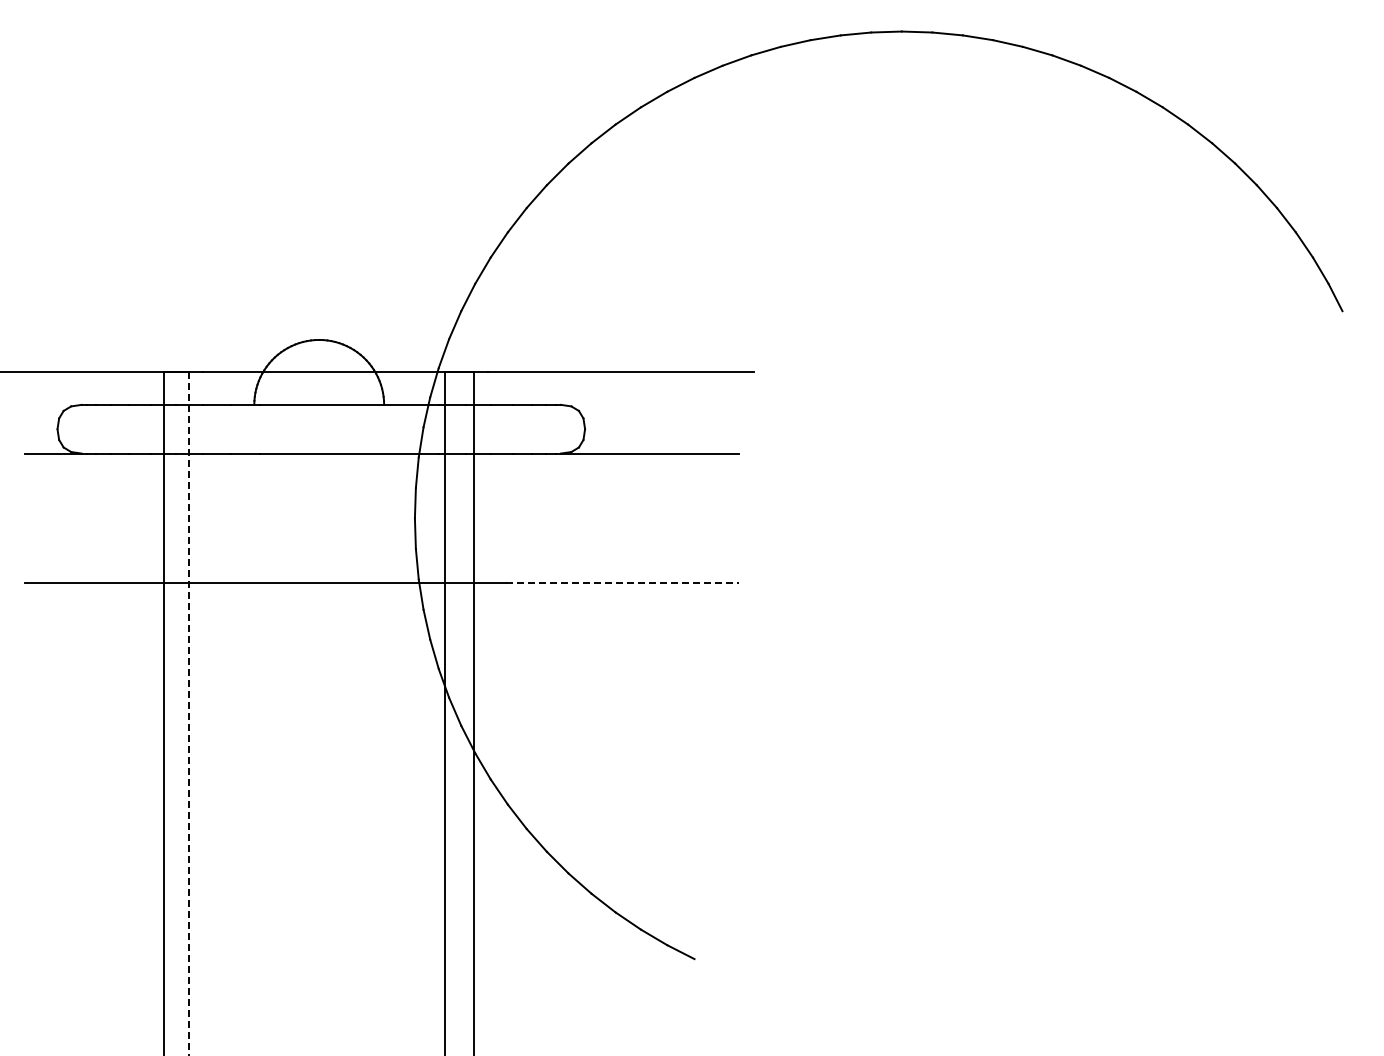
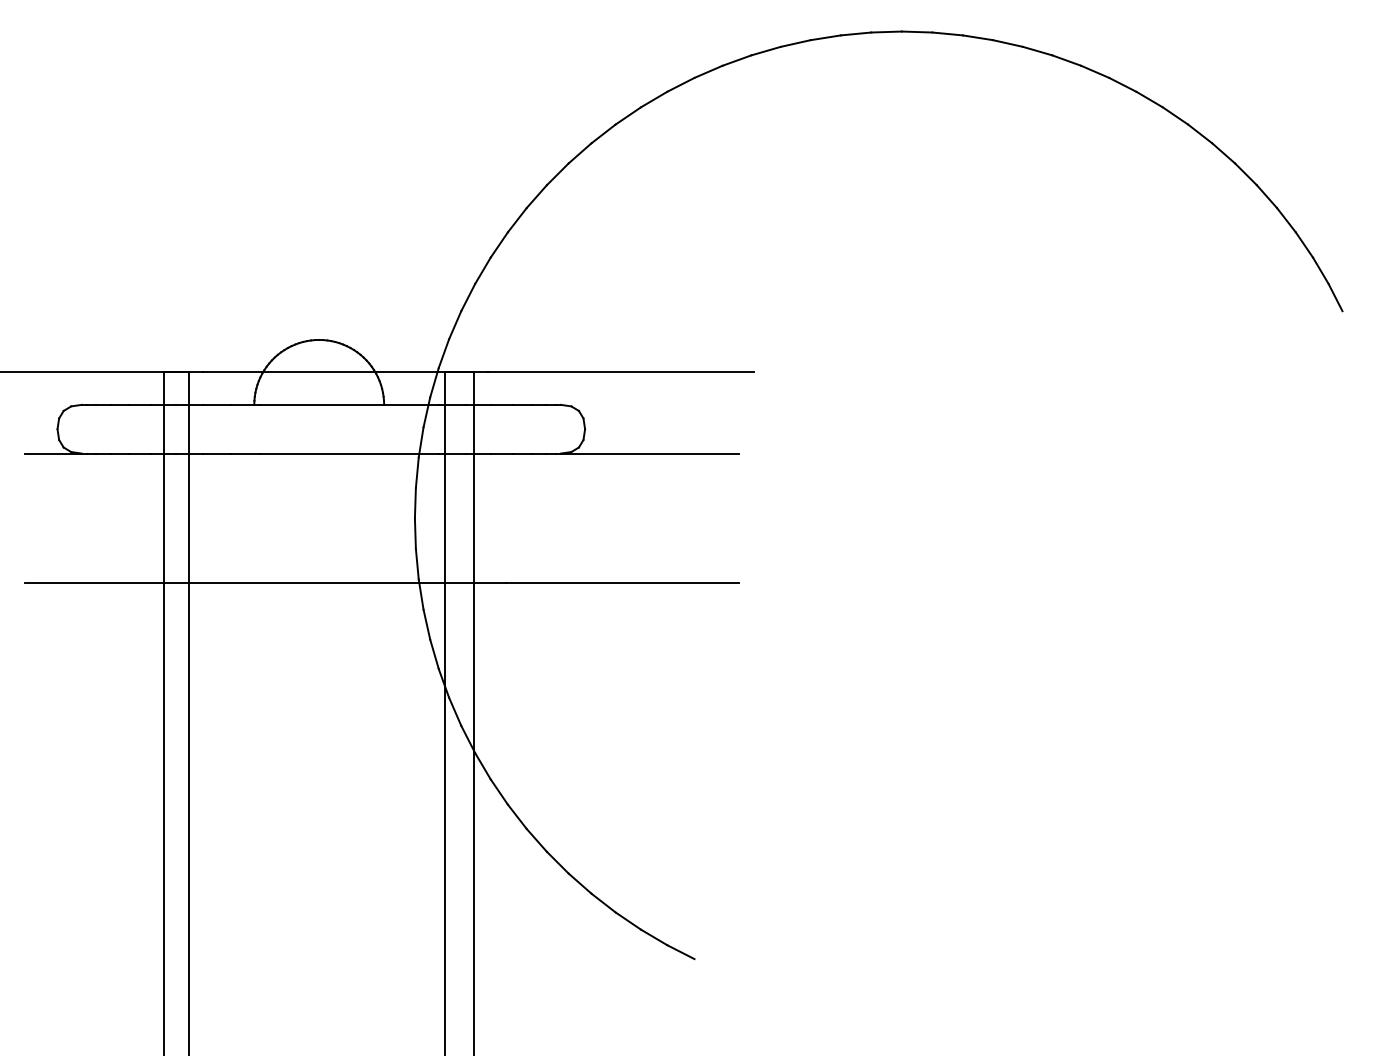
line: dashed -> solid (622, 583)
line: dashed -> solid (188, 714)
